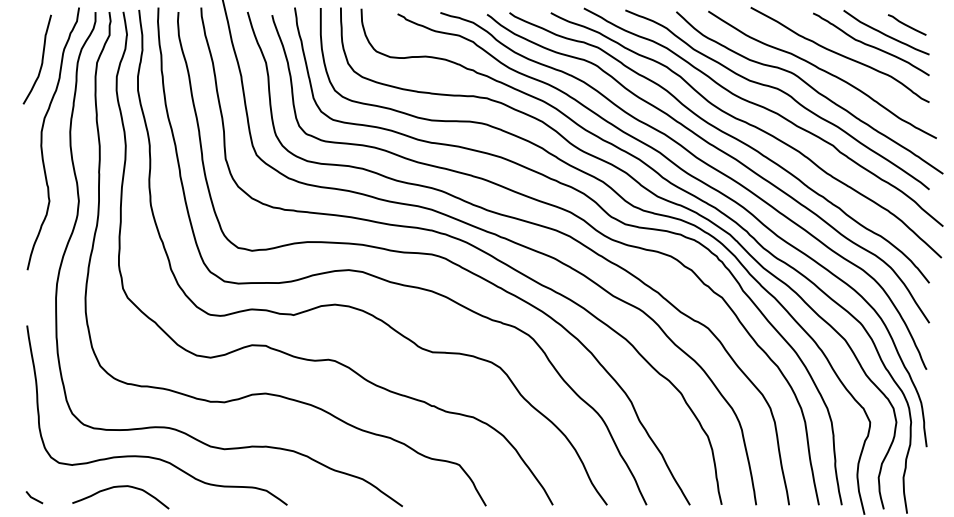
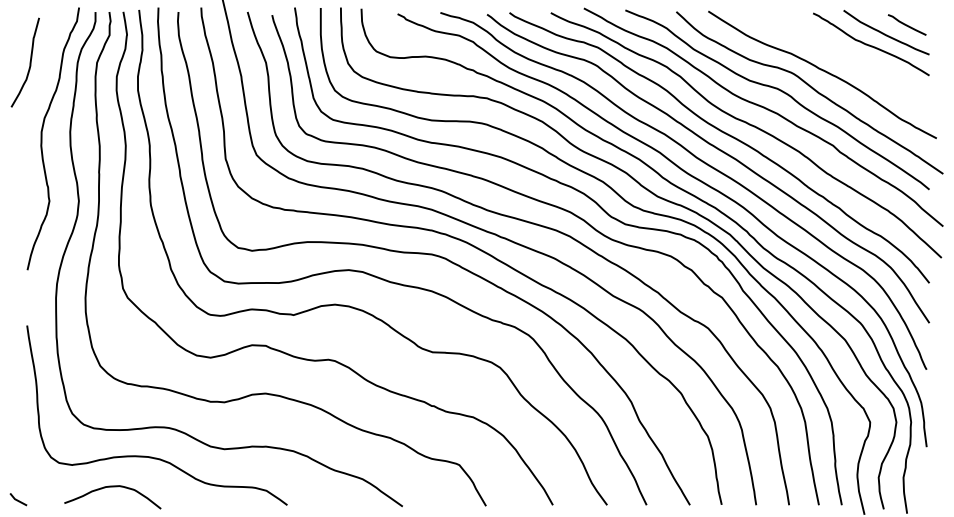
curve: present -> none (839, 54)
curve position: (41, 59) -> (29, 62) (29, 62)
curve position: (120, 487) -> (112, 487) (112, 487)
line position: (33, 497) -> (17, 499) (17, 499)
